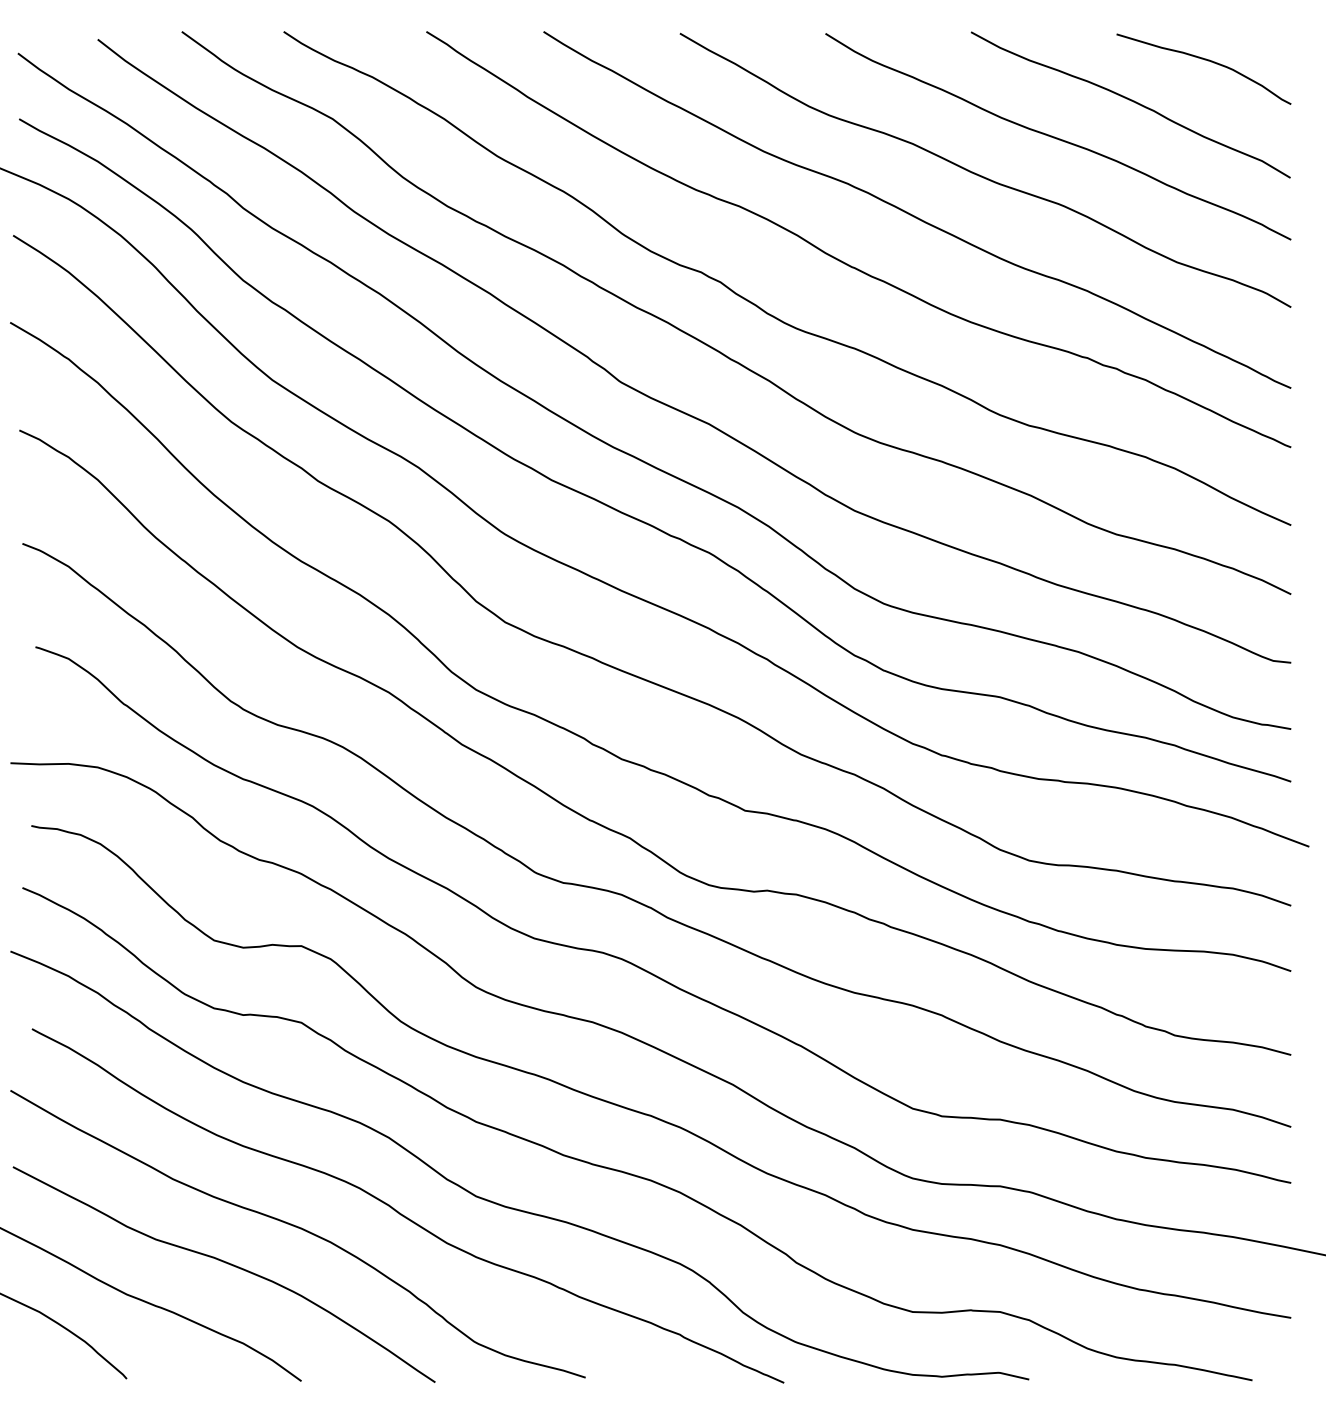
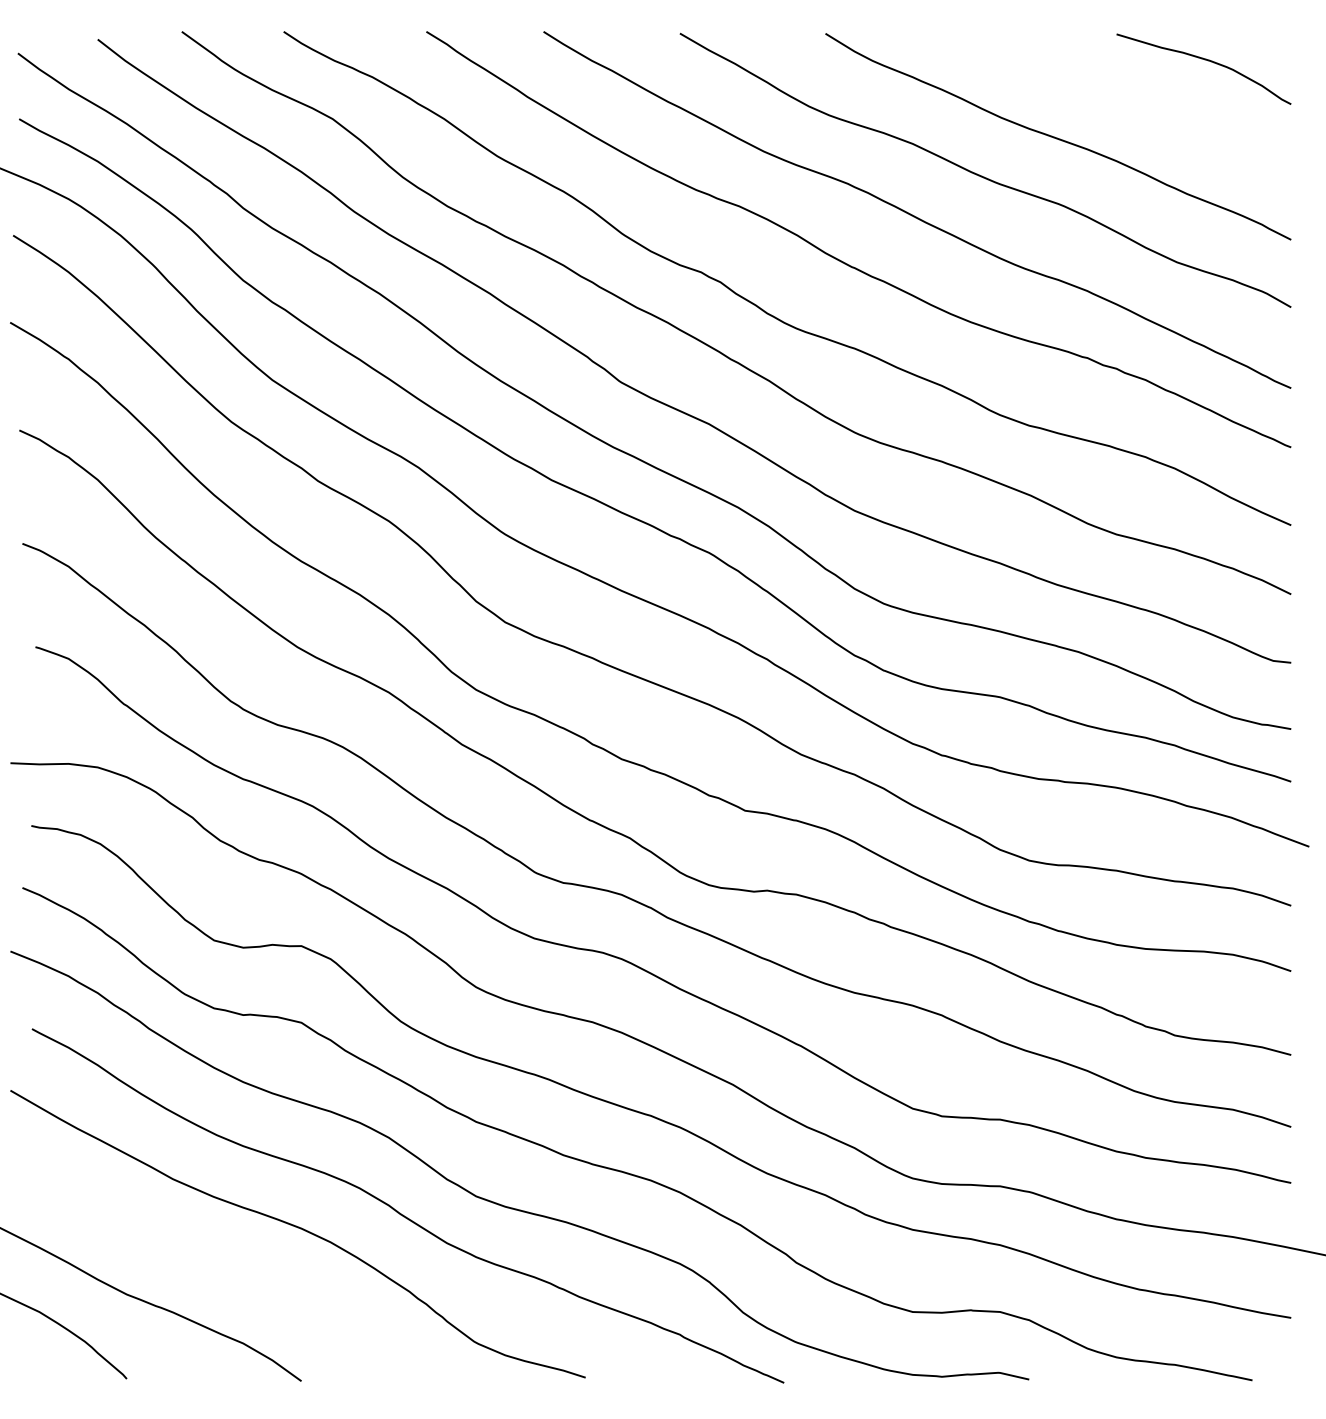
curve: present -> none (1131, 101)
curve: present -> none (227, 1264)
